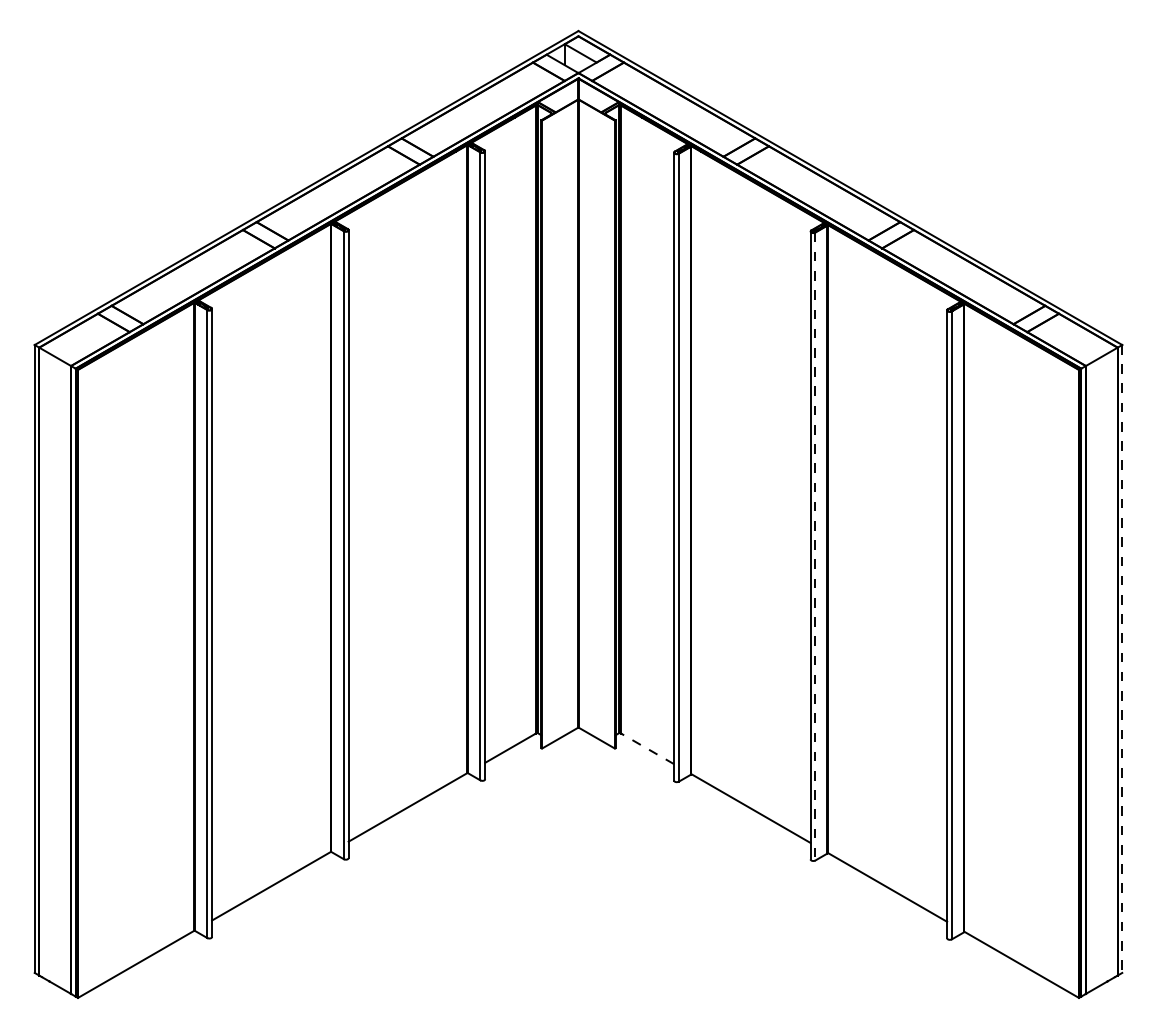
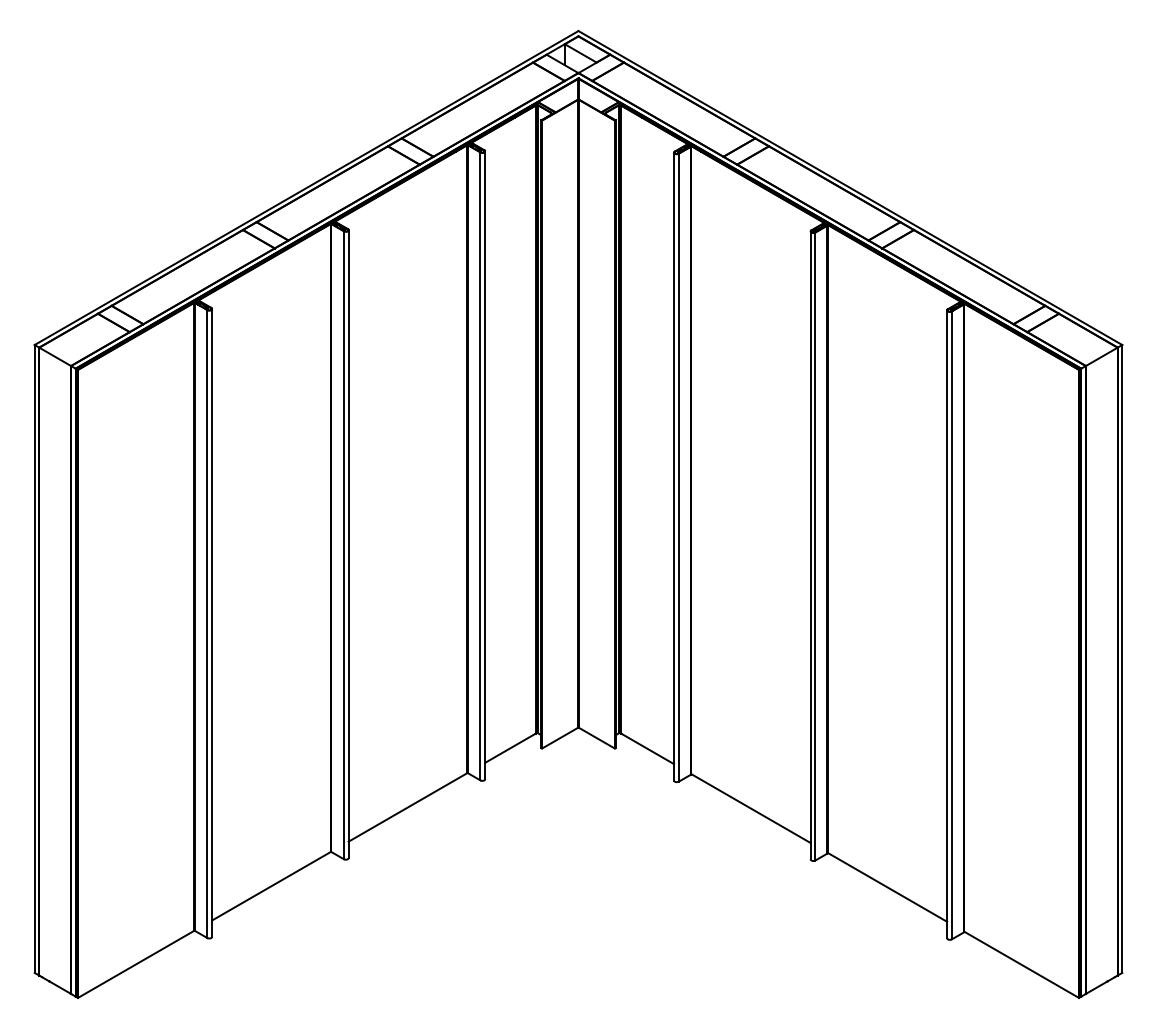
line: dashed -> solid (815, 546)
line: dashed -> solid (1122, 658)
line: dashed -> solid (647, 748)
